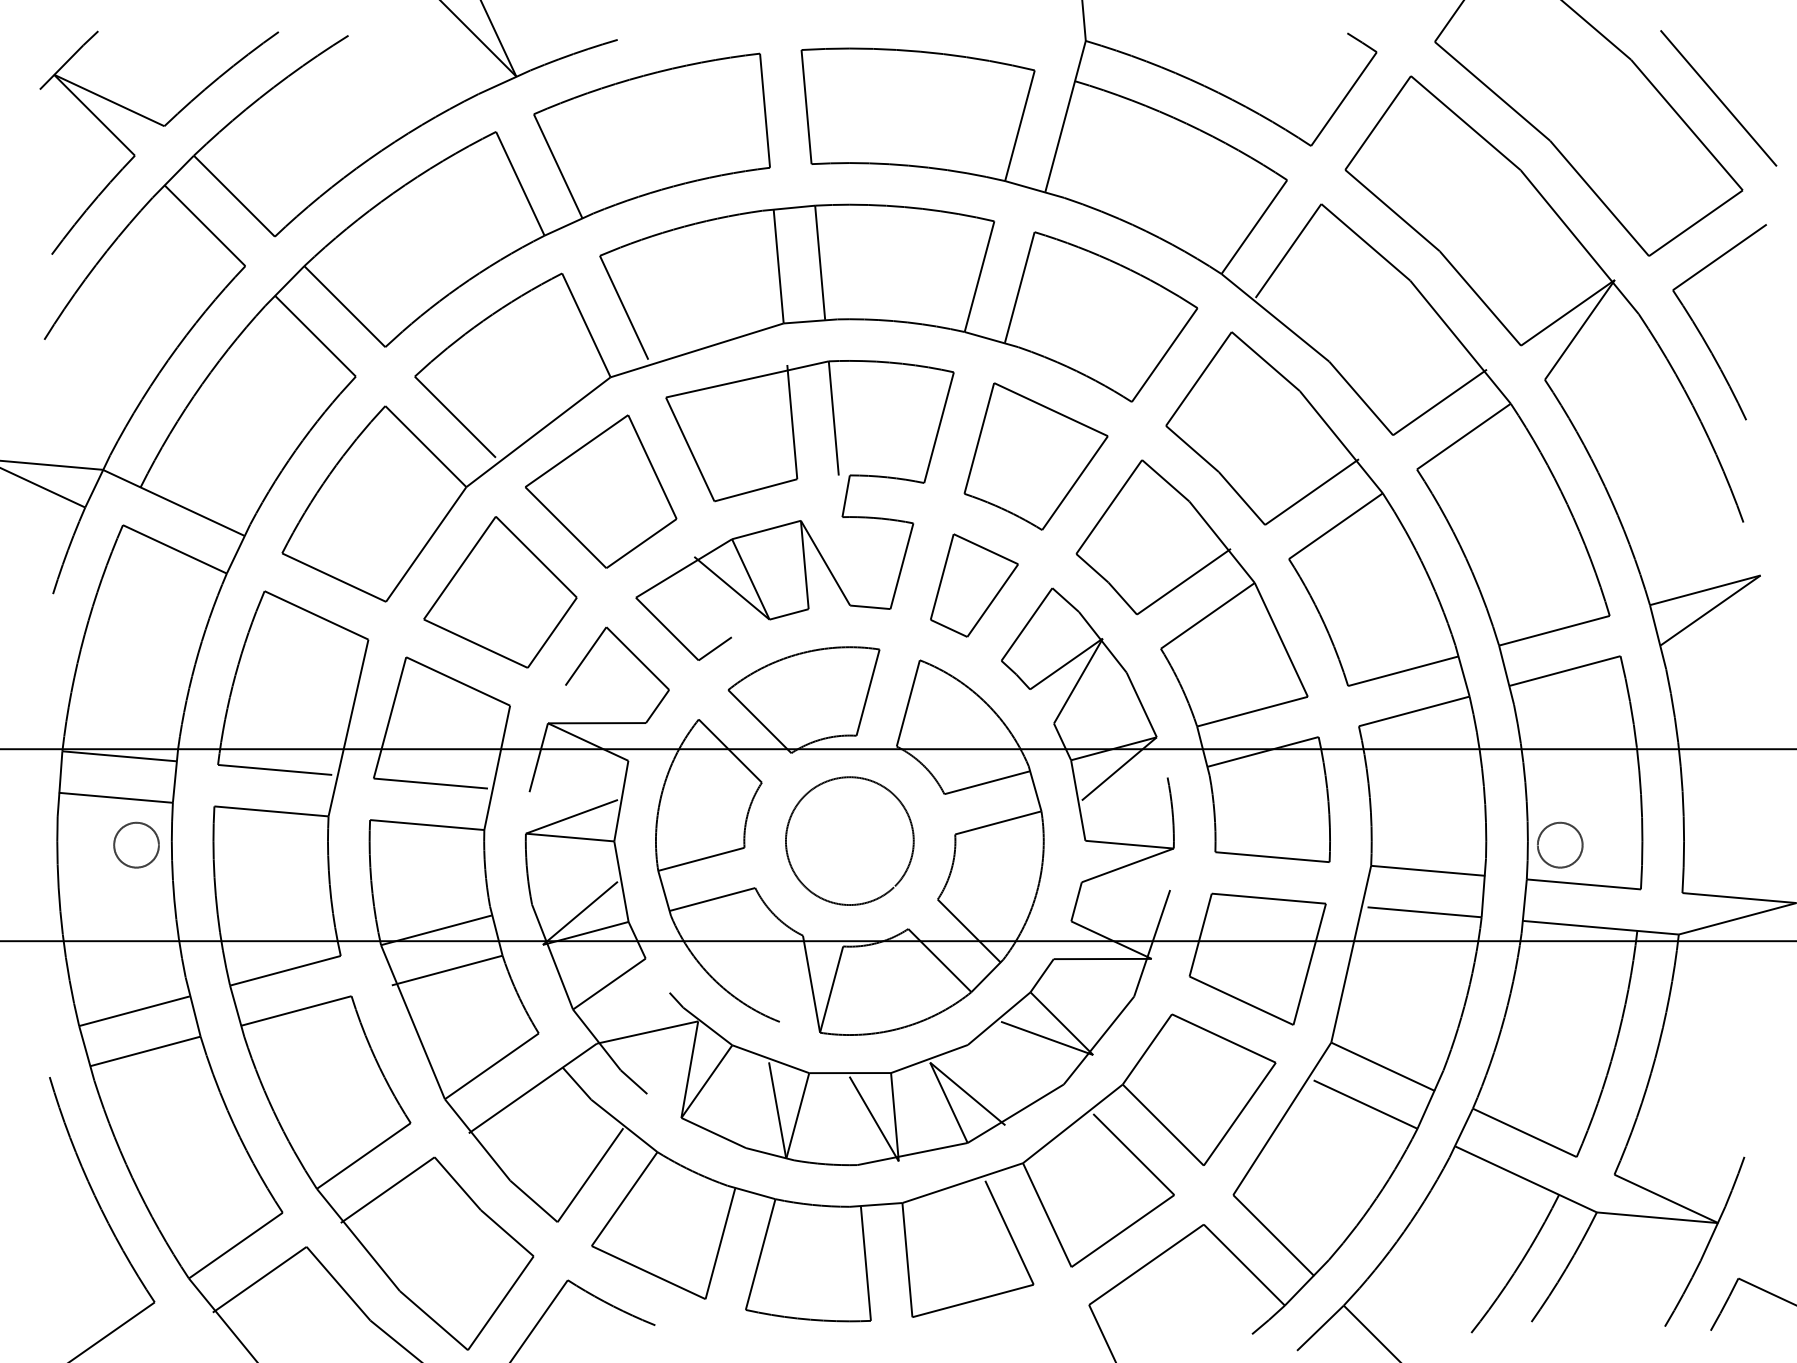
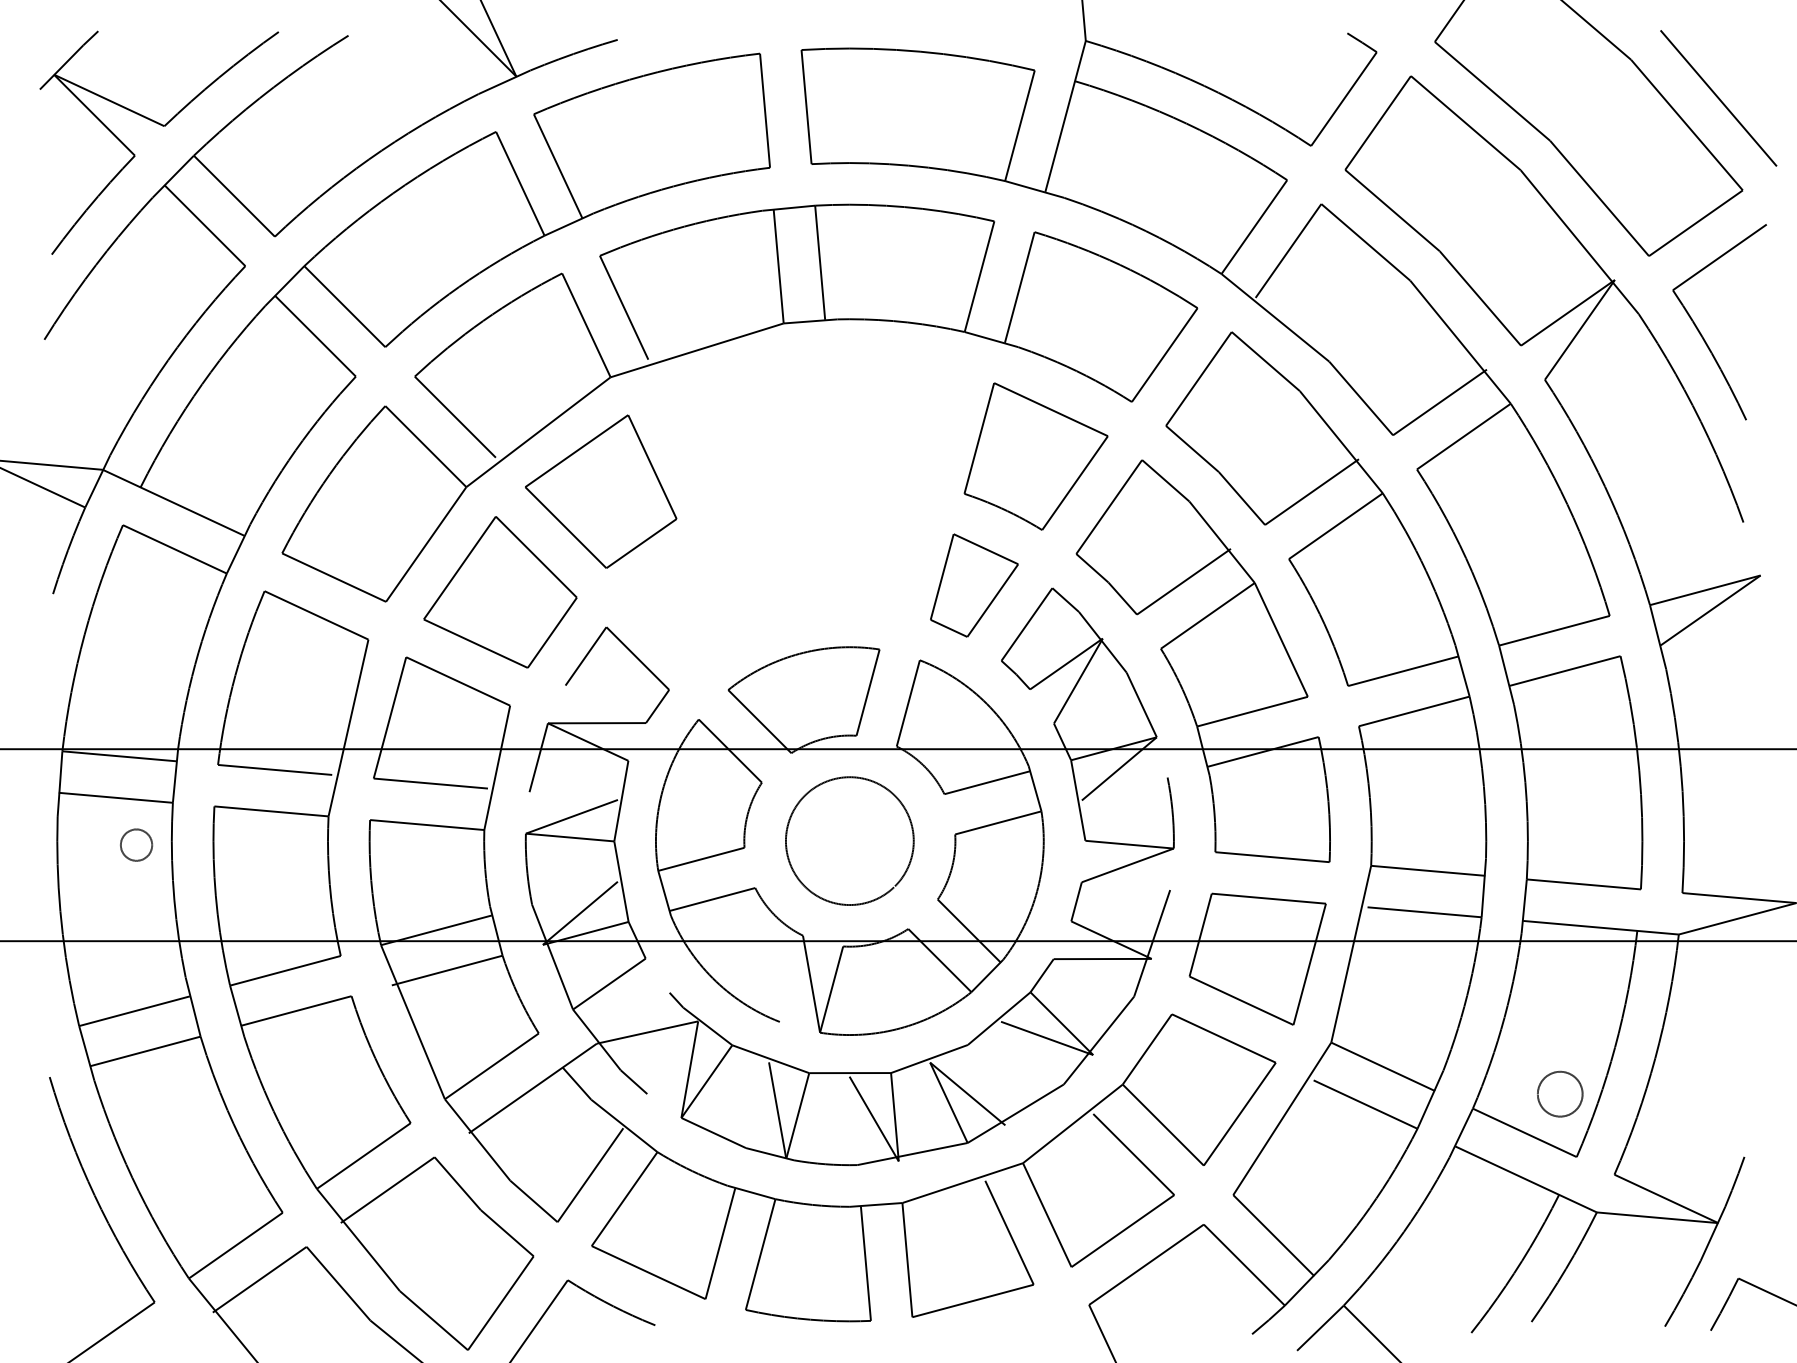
part: present -> none (797, 520)
part size: 47x48 px -> 34x34 px (136, 844)
part position: (1560, 844) -> (1560, 1093) (1560, 1093)
